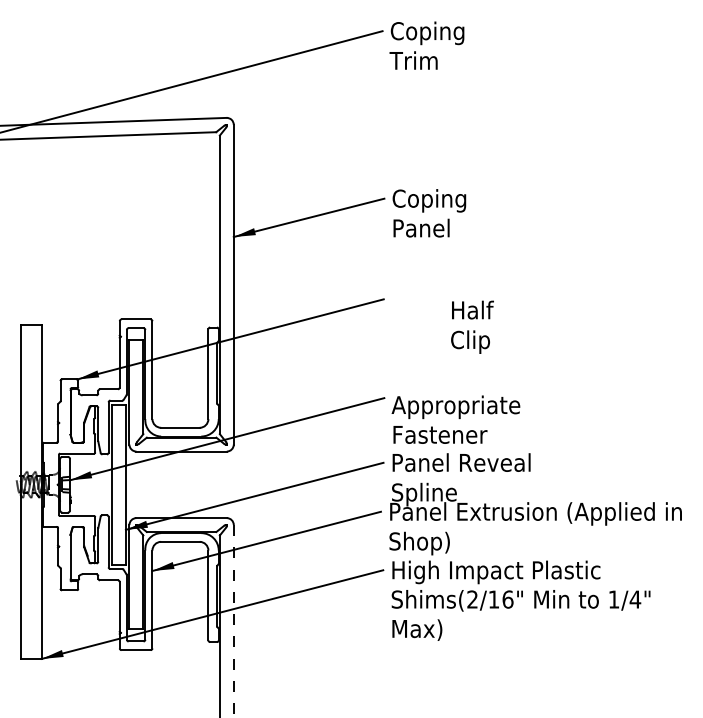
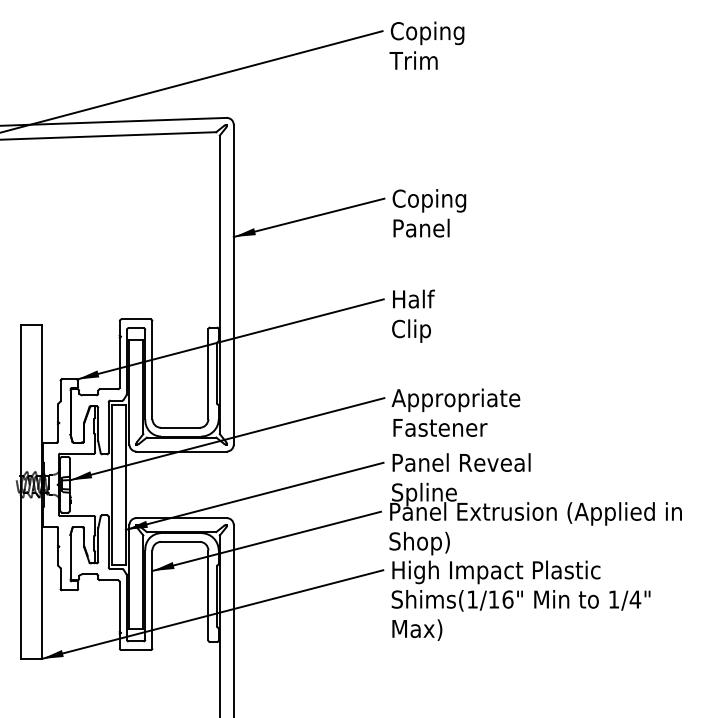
text position: (472, 326) -> (413, 315) (413, 315)
text position: (455, 419) -> (455, 412) (455, 412)
text: (2/16" -> (1/16" (472, 599)
line: dashed -> solid (233, 622)
